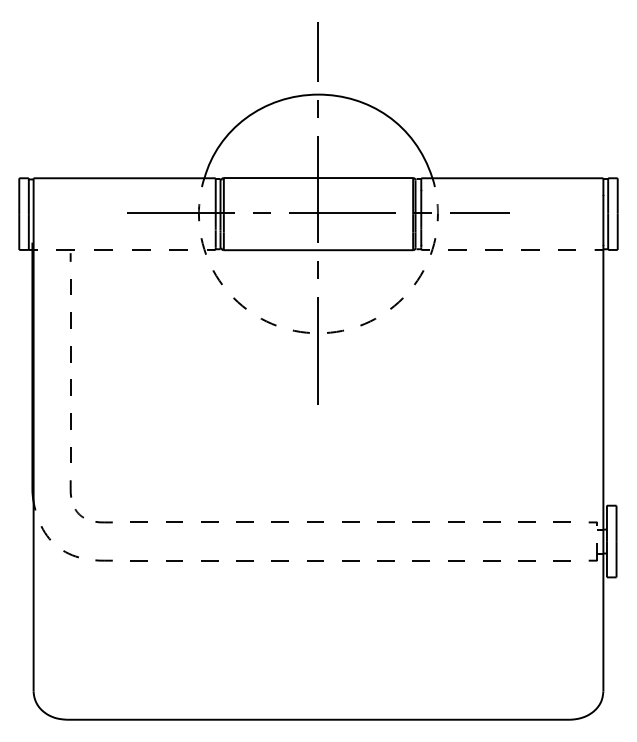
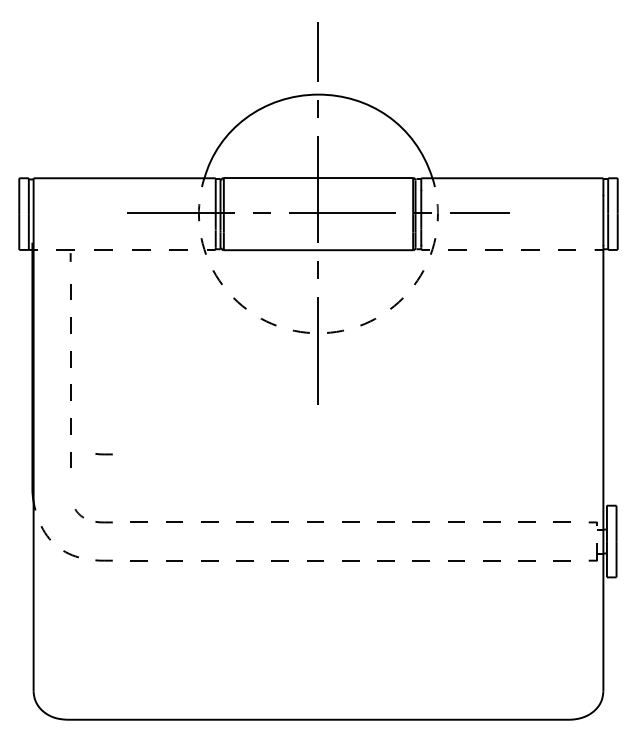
part position: (70, 362) -> (70, 367) (70, 367)
line: none -> present (103, 454)
line: present -> none (70, 488)
